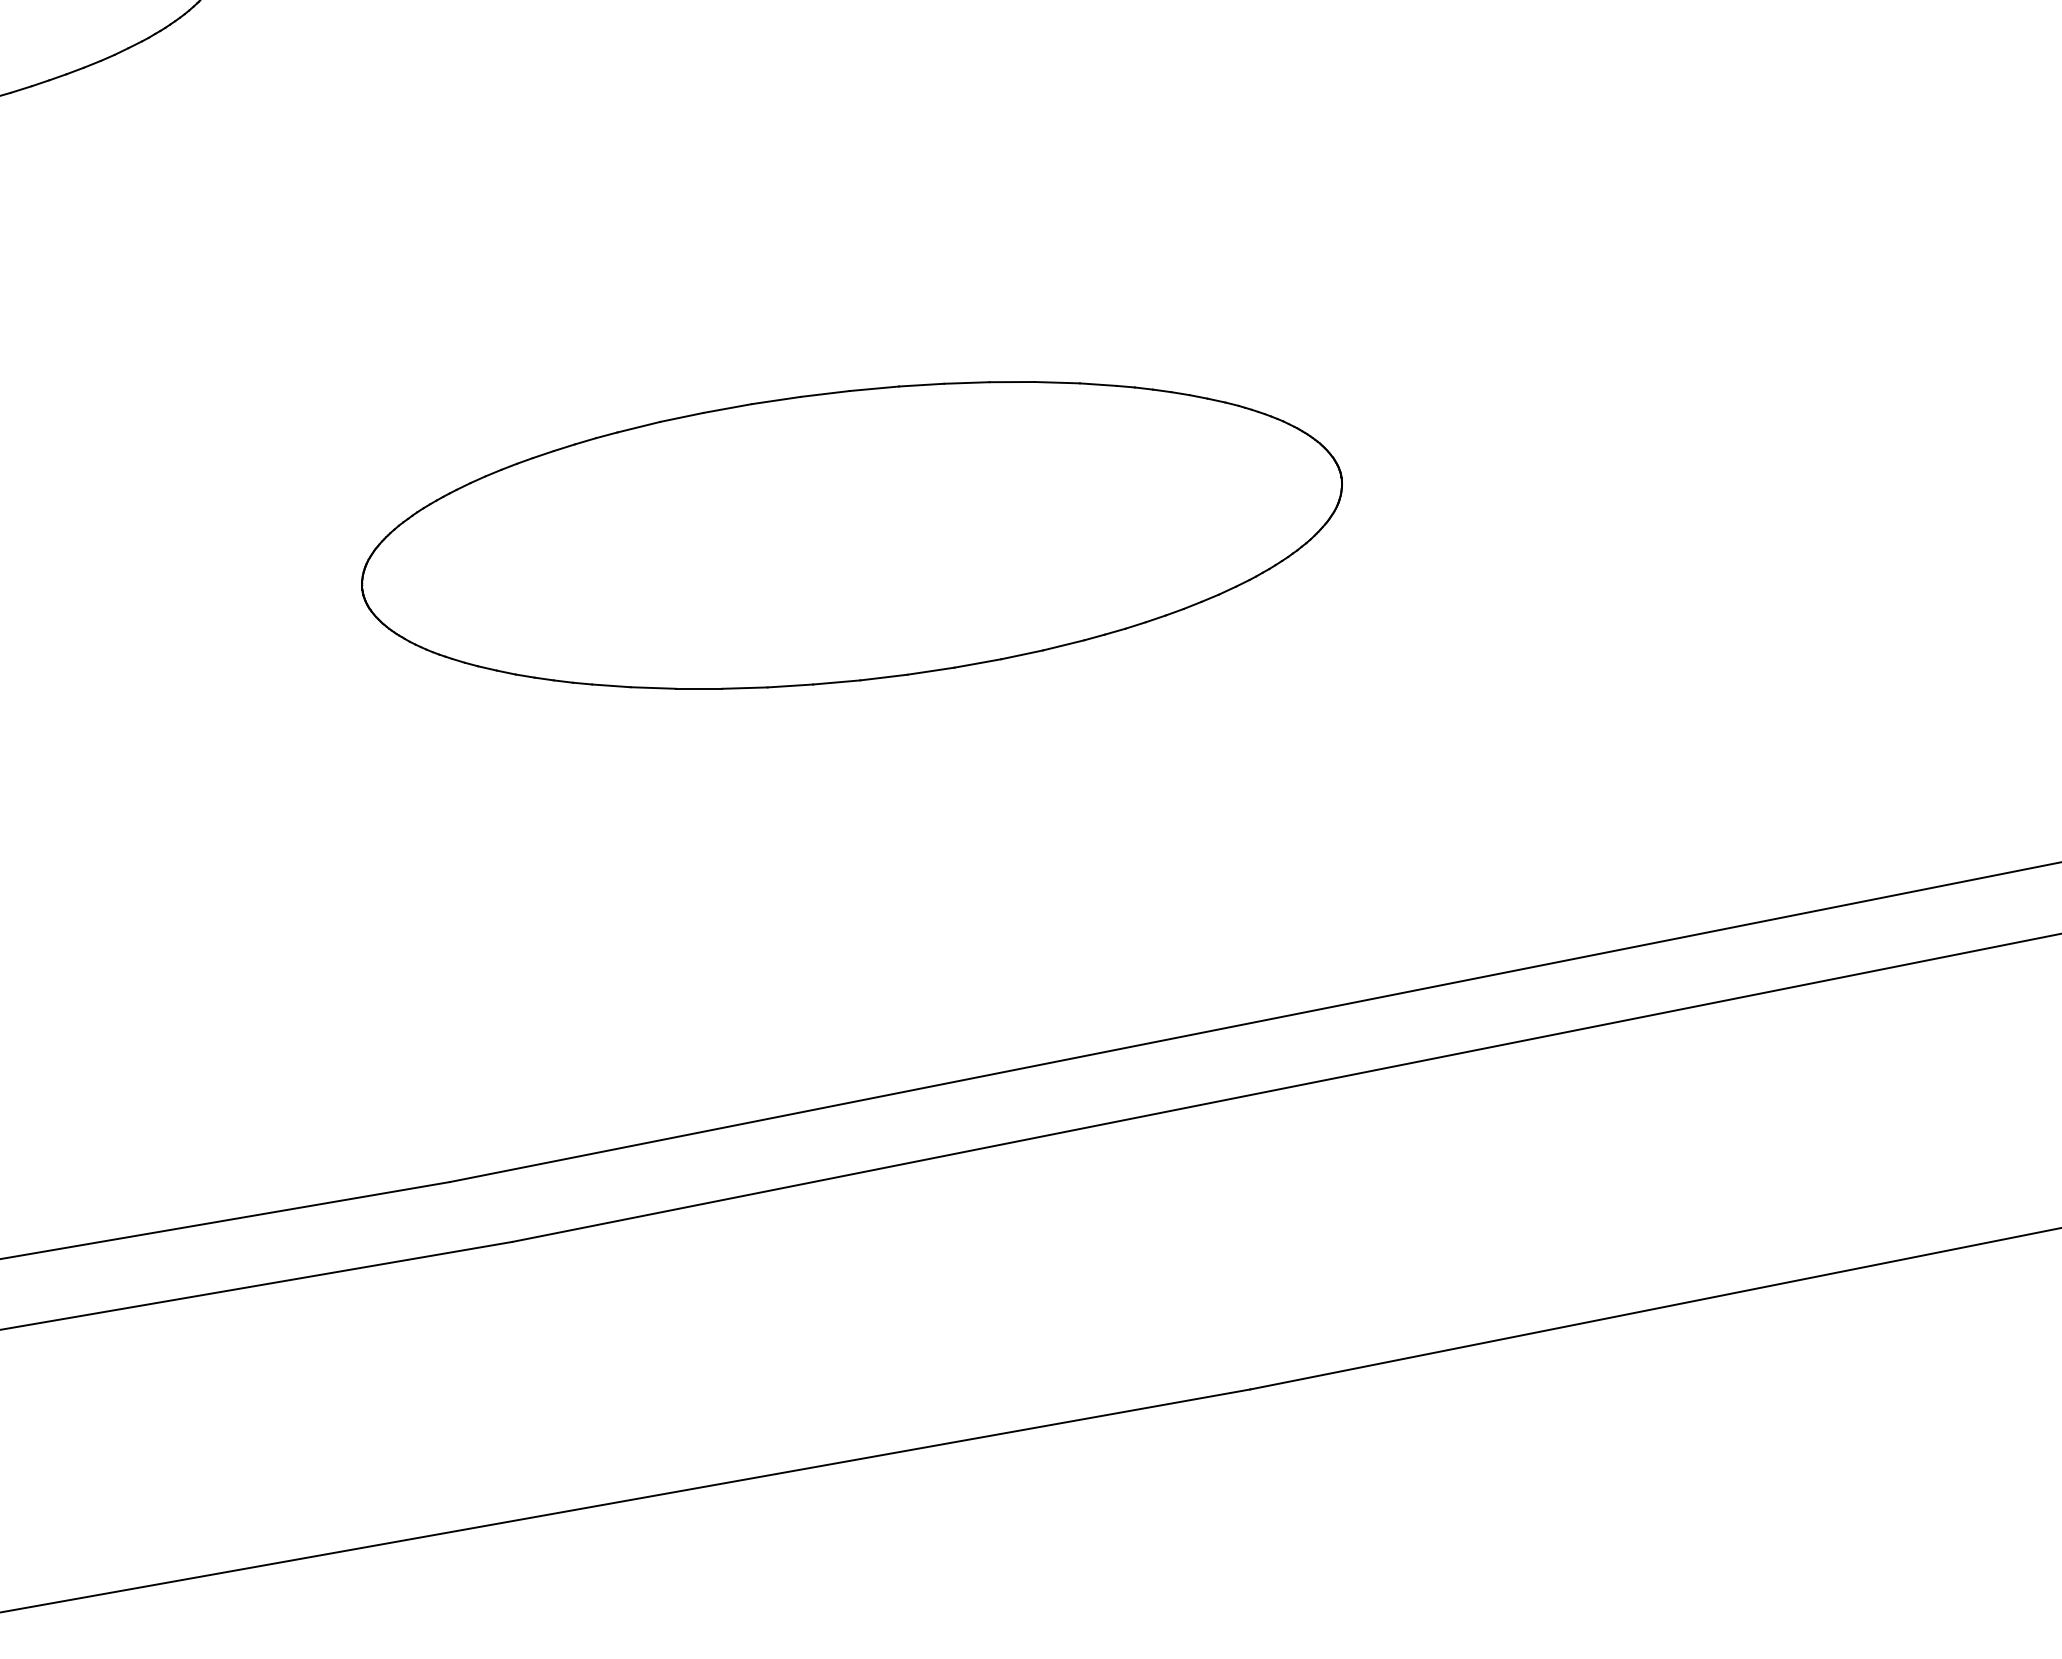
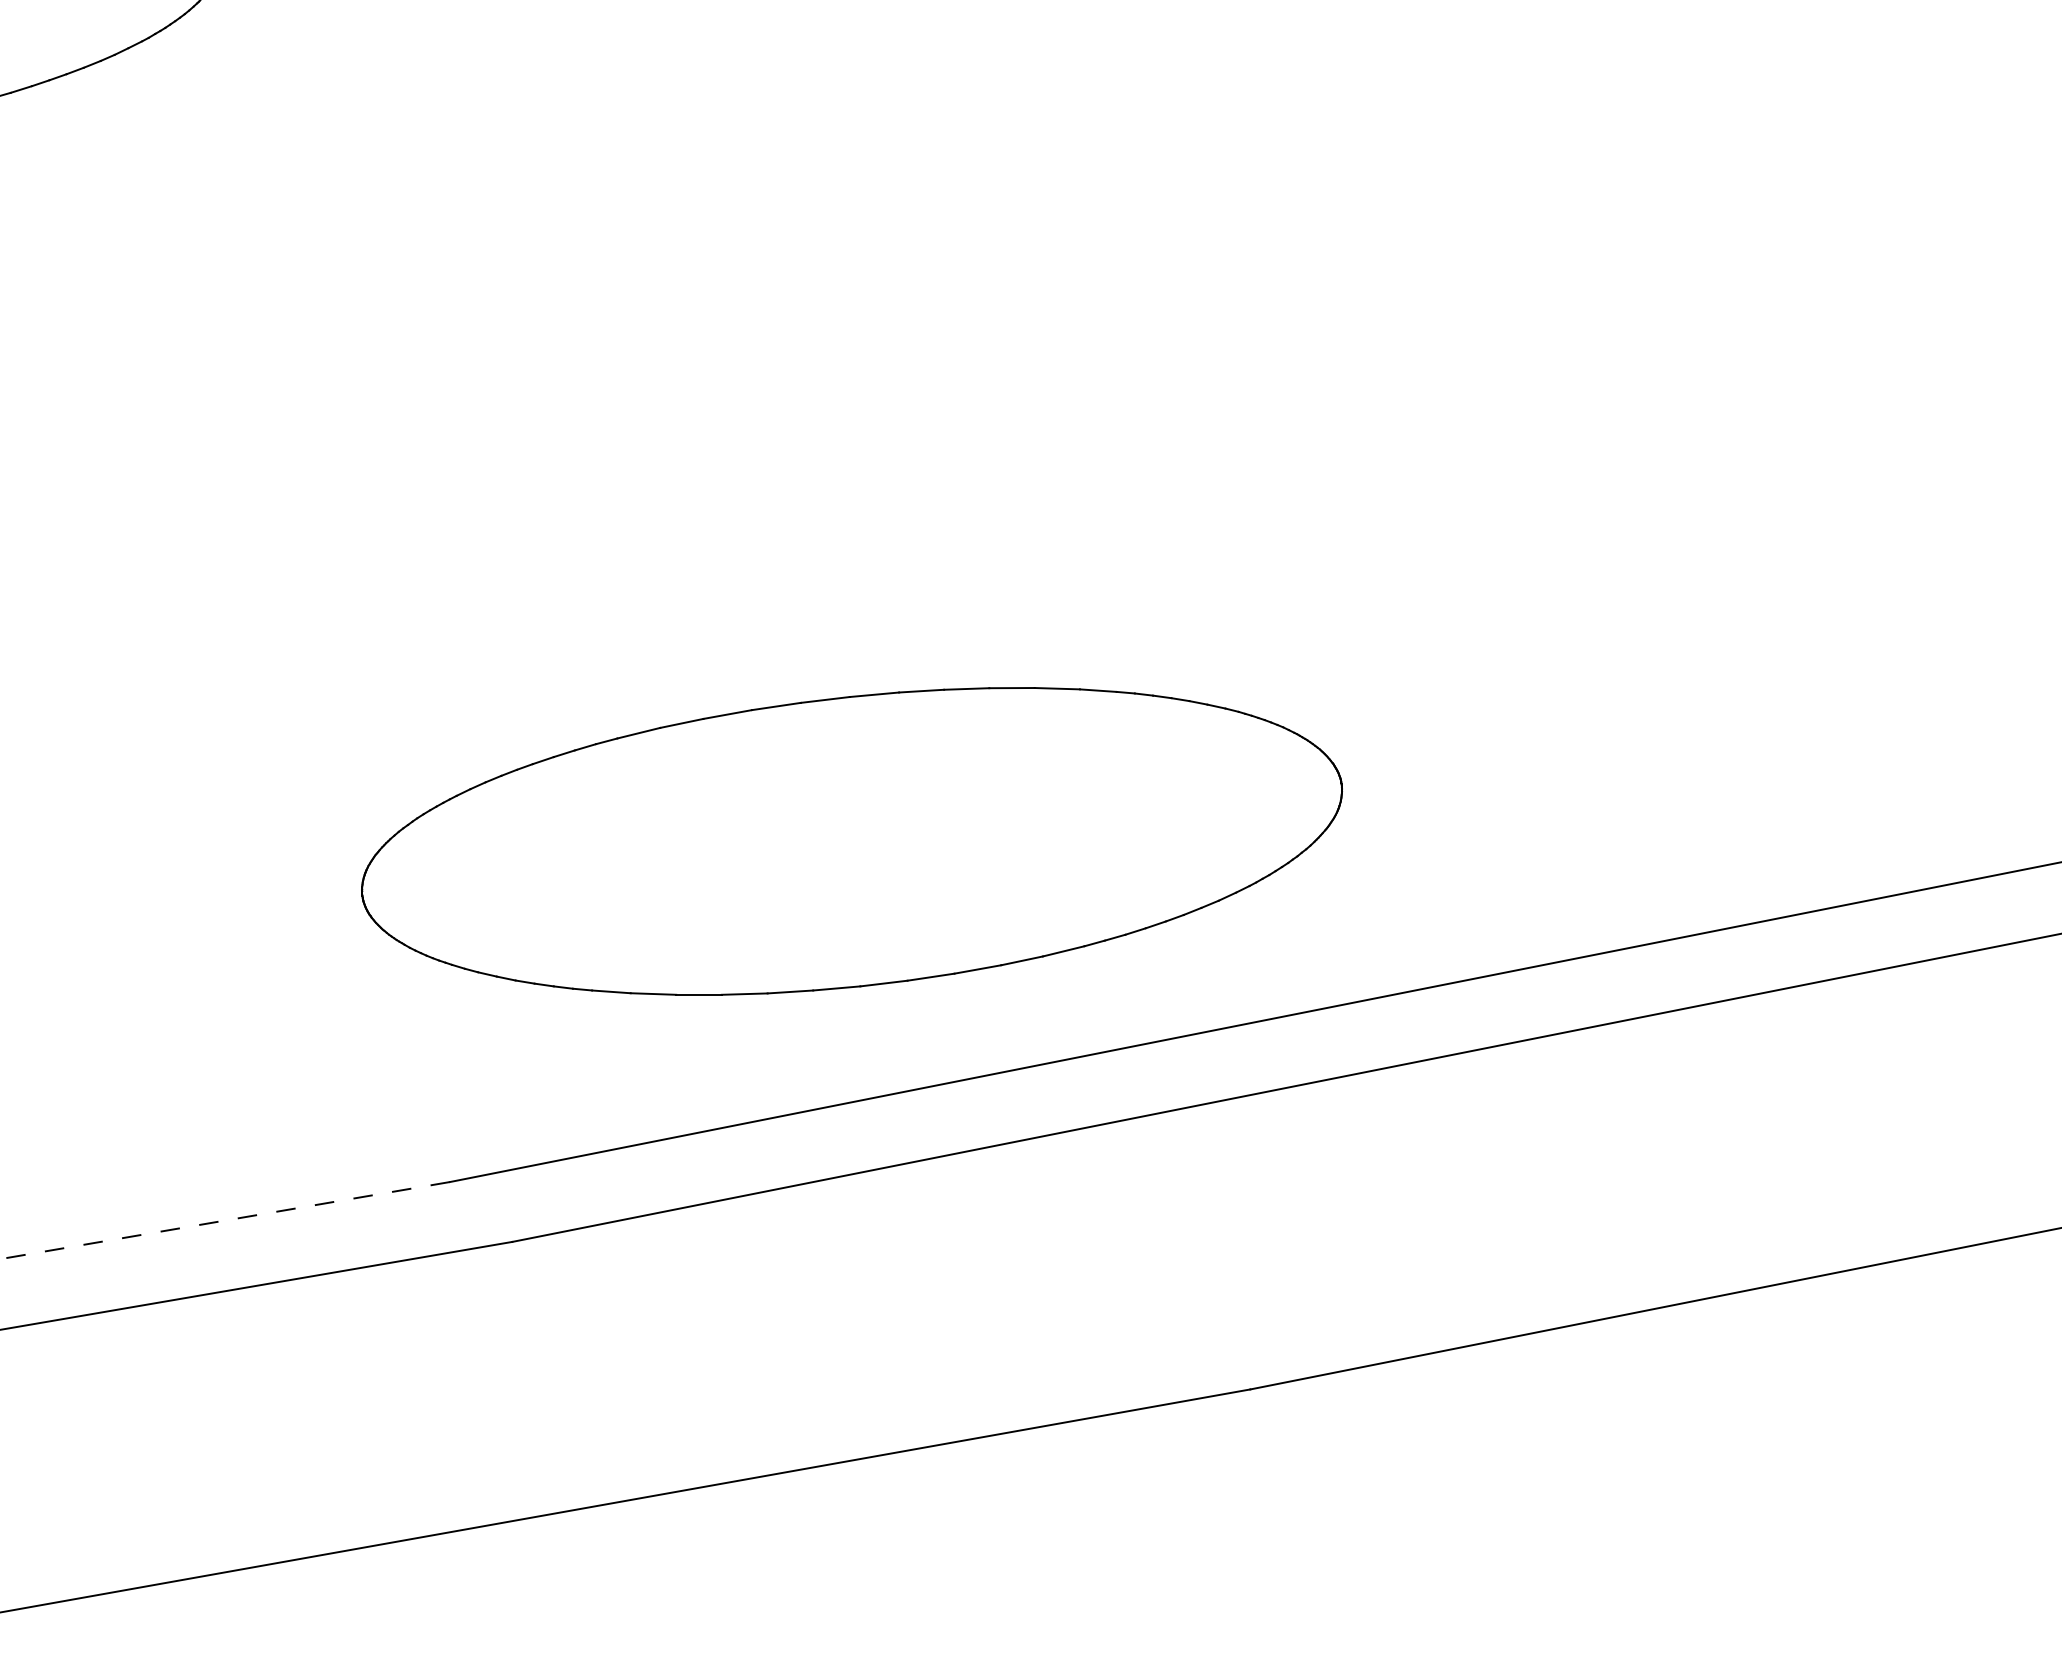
part position: (851, 535) -> (851, 841) (851, 841)
line: solid -> dashed (225, 1220)
